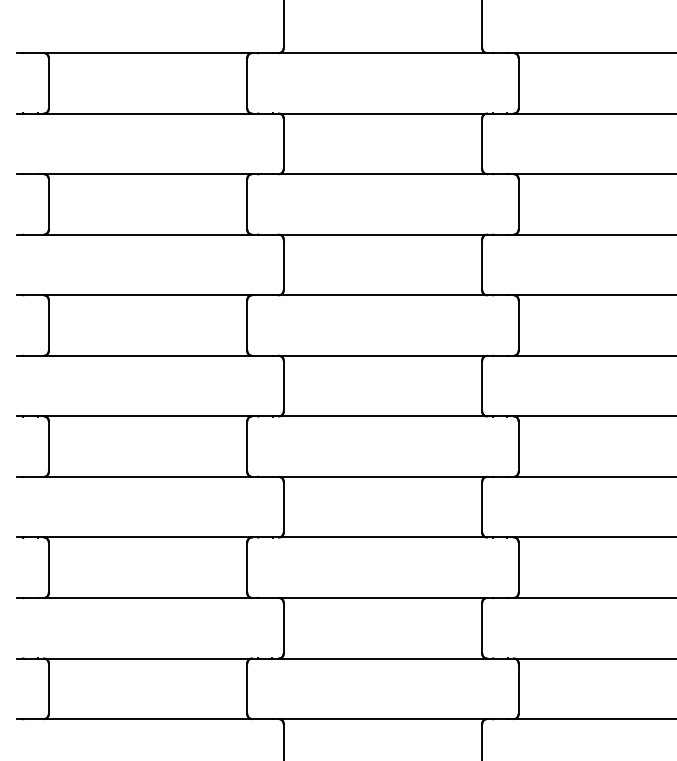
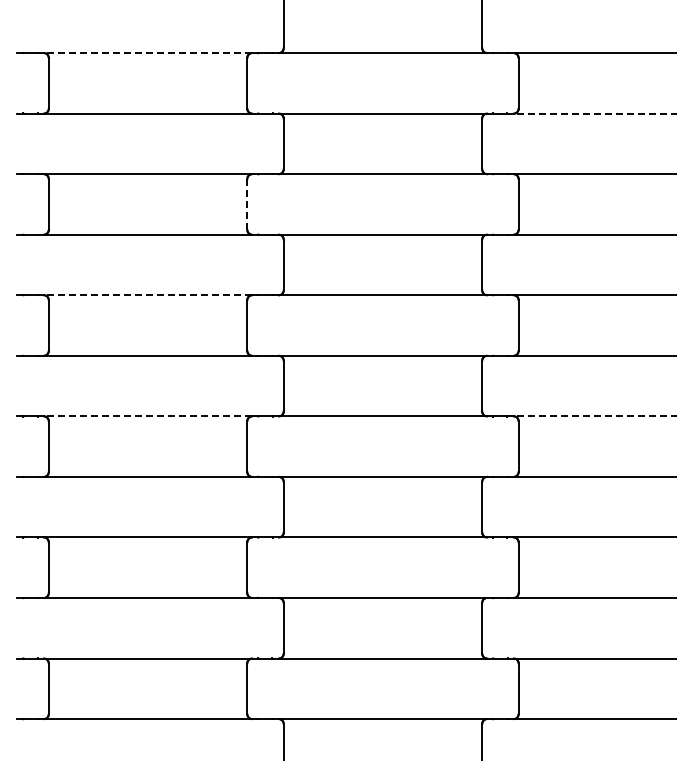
line: solid -> dashed (147, 53)
line: solid -> dashed (594, 113)
line: solid -> dashed (247, 204)
line: solid -> dashed (147, 295)
line: solid -> dashed (147, 416)
line: solid -> dashed (594, 416)
